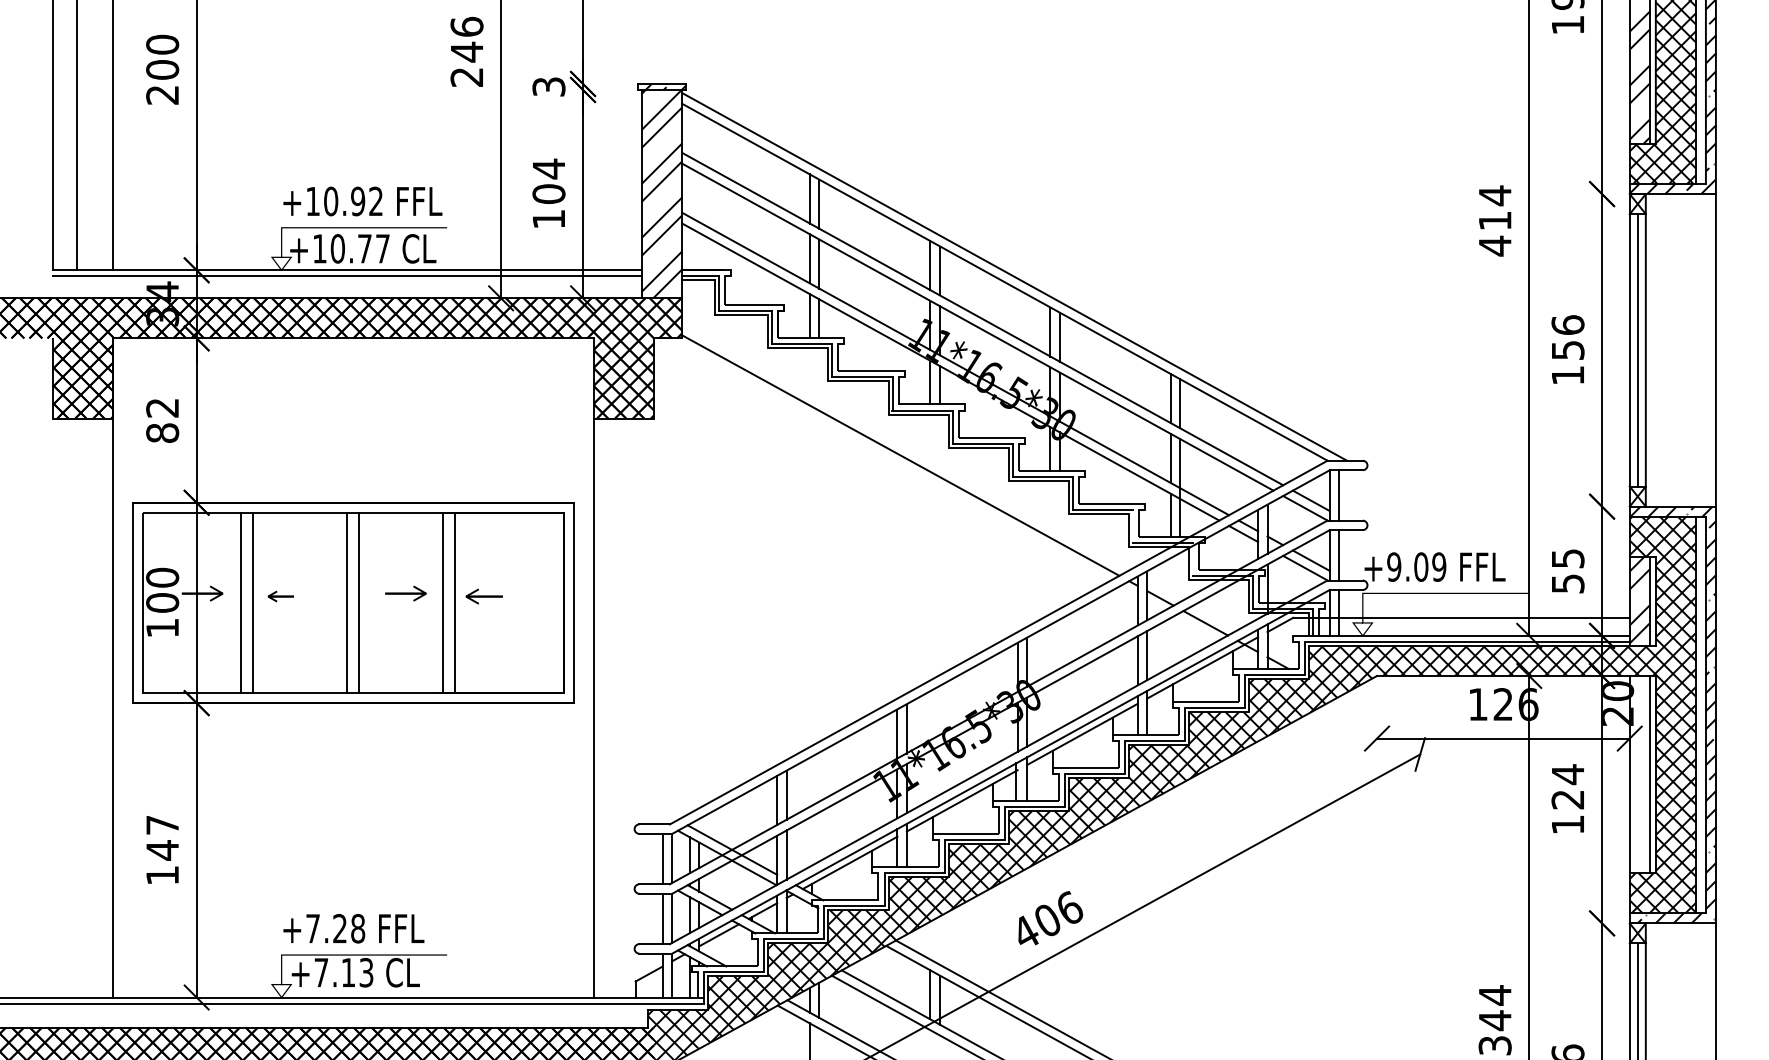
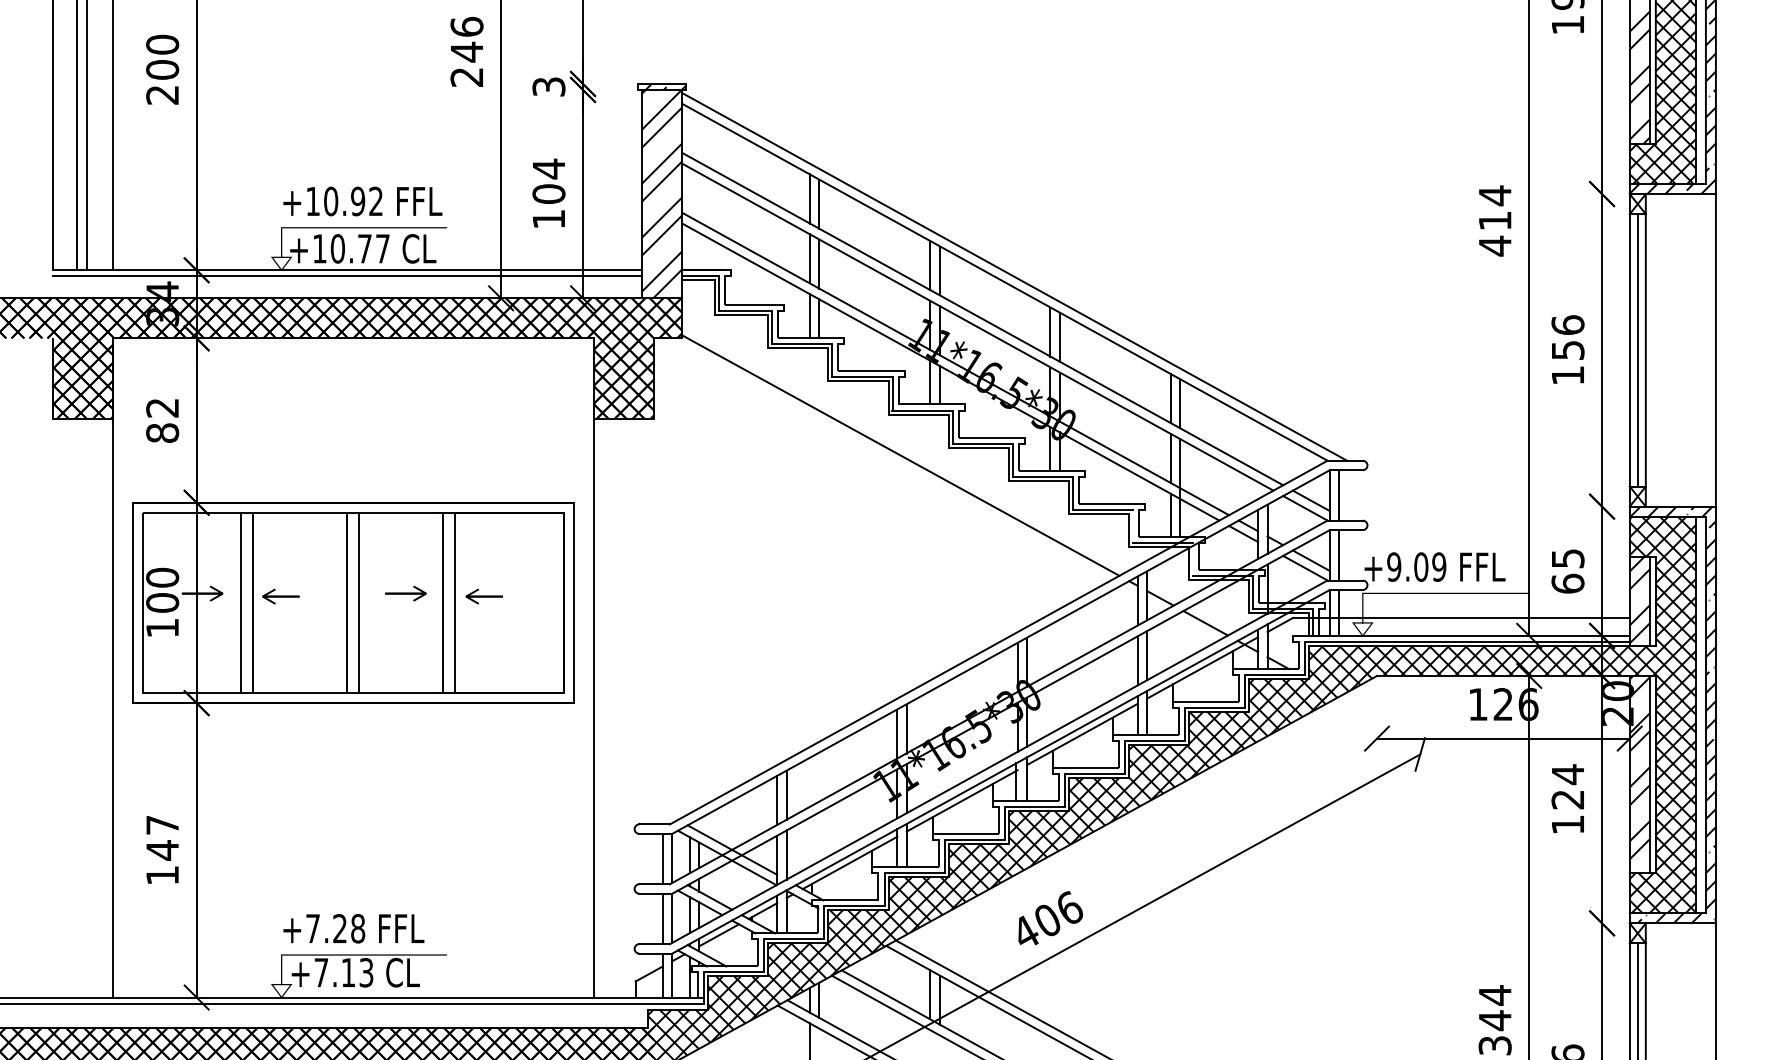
line: none -> present (87, 136)
text: 55 -> 65 (1567, 583)
part size: 27x13 px -> 38x17 px (280, 596)
hatch: none -> present (1639, 767)
